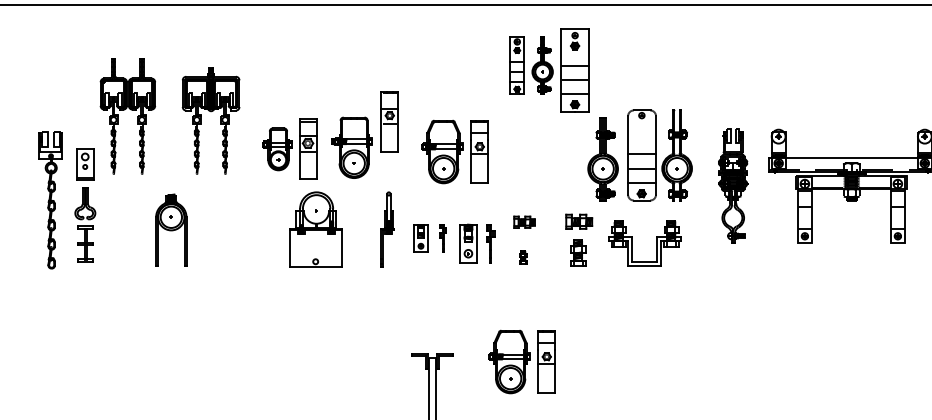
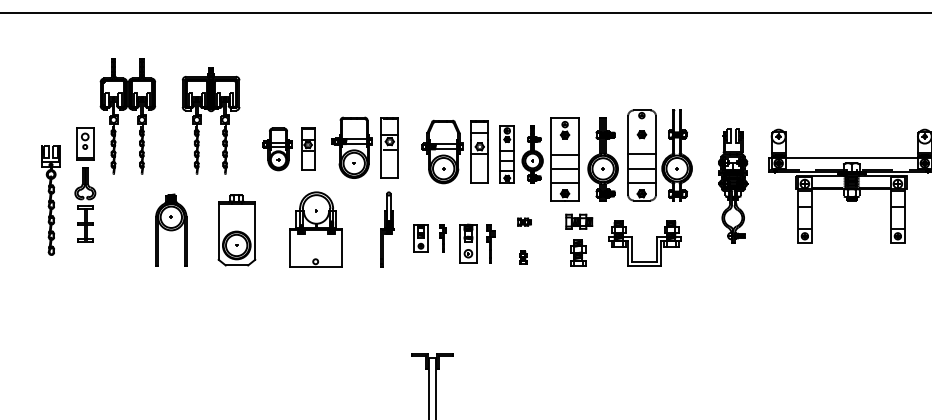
line position: (465, 4) -> (465, 12) (465, 12)
part position: (549, 70) -> (539, 159) (539, 159)
part position: (389, 121) -> (389, 147) (389, 147)
part: none -> present (641, 134)
part size: 19x62 px -> 15x44 px (308, 148)
part size: 25x139 px -> 20x111 px (50, 200)
part position: (85, 204) -> (85, 184) (85, 184)
part size: 23x14 px -> 15x10 px (524, 221)
part: none -> present (236, 230)
part: present -> none (521, 361)
